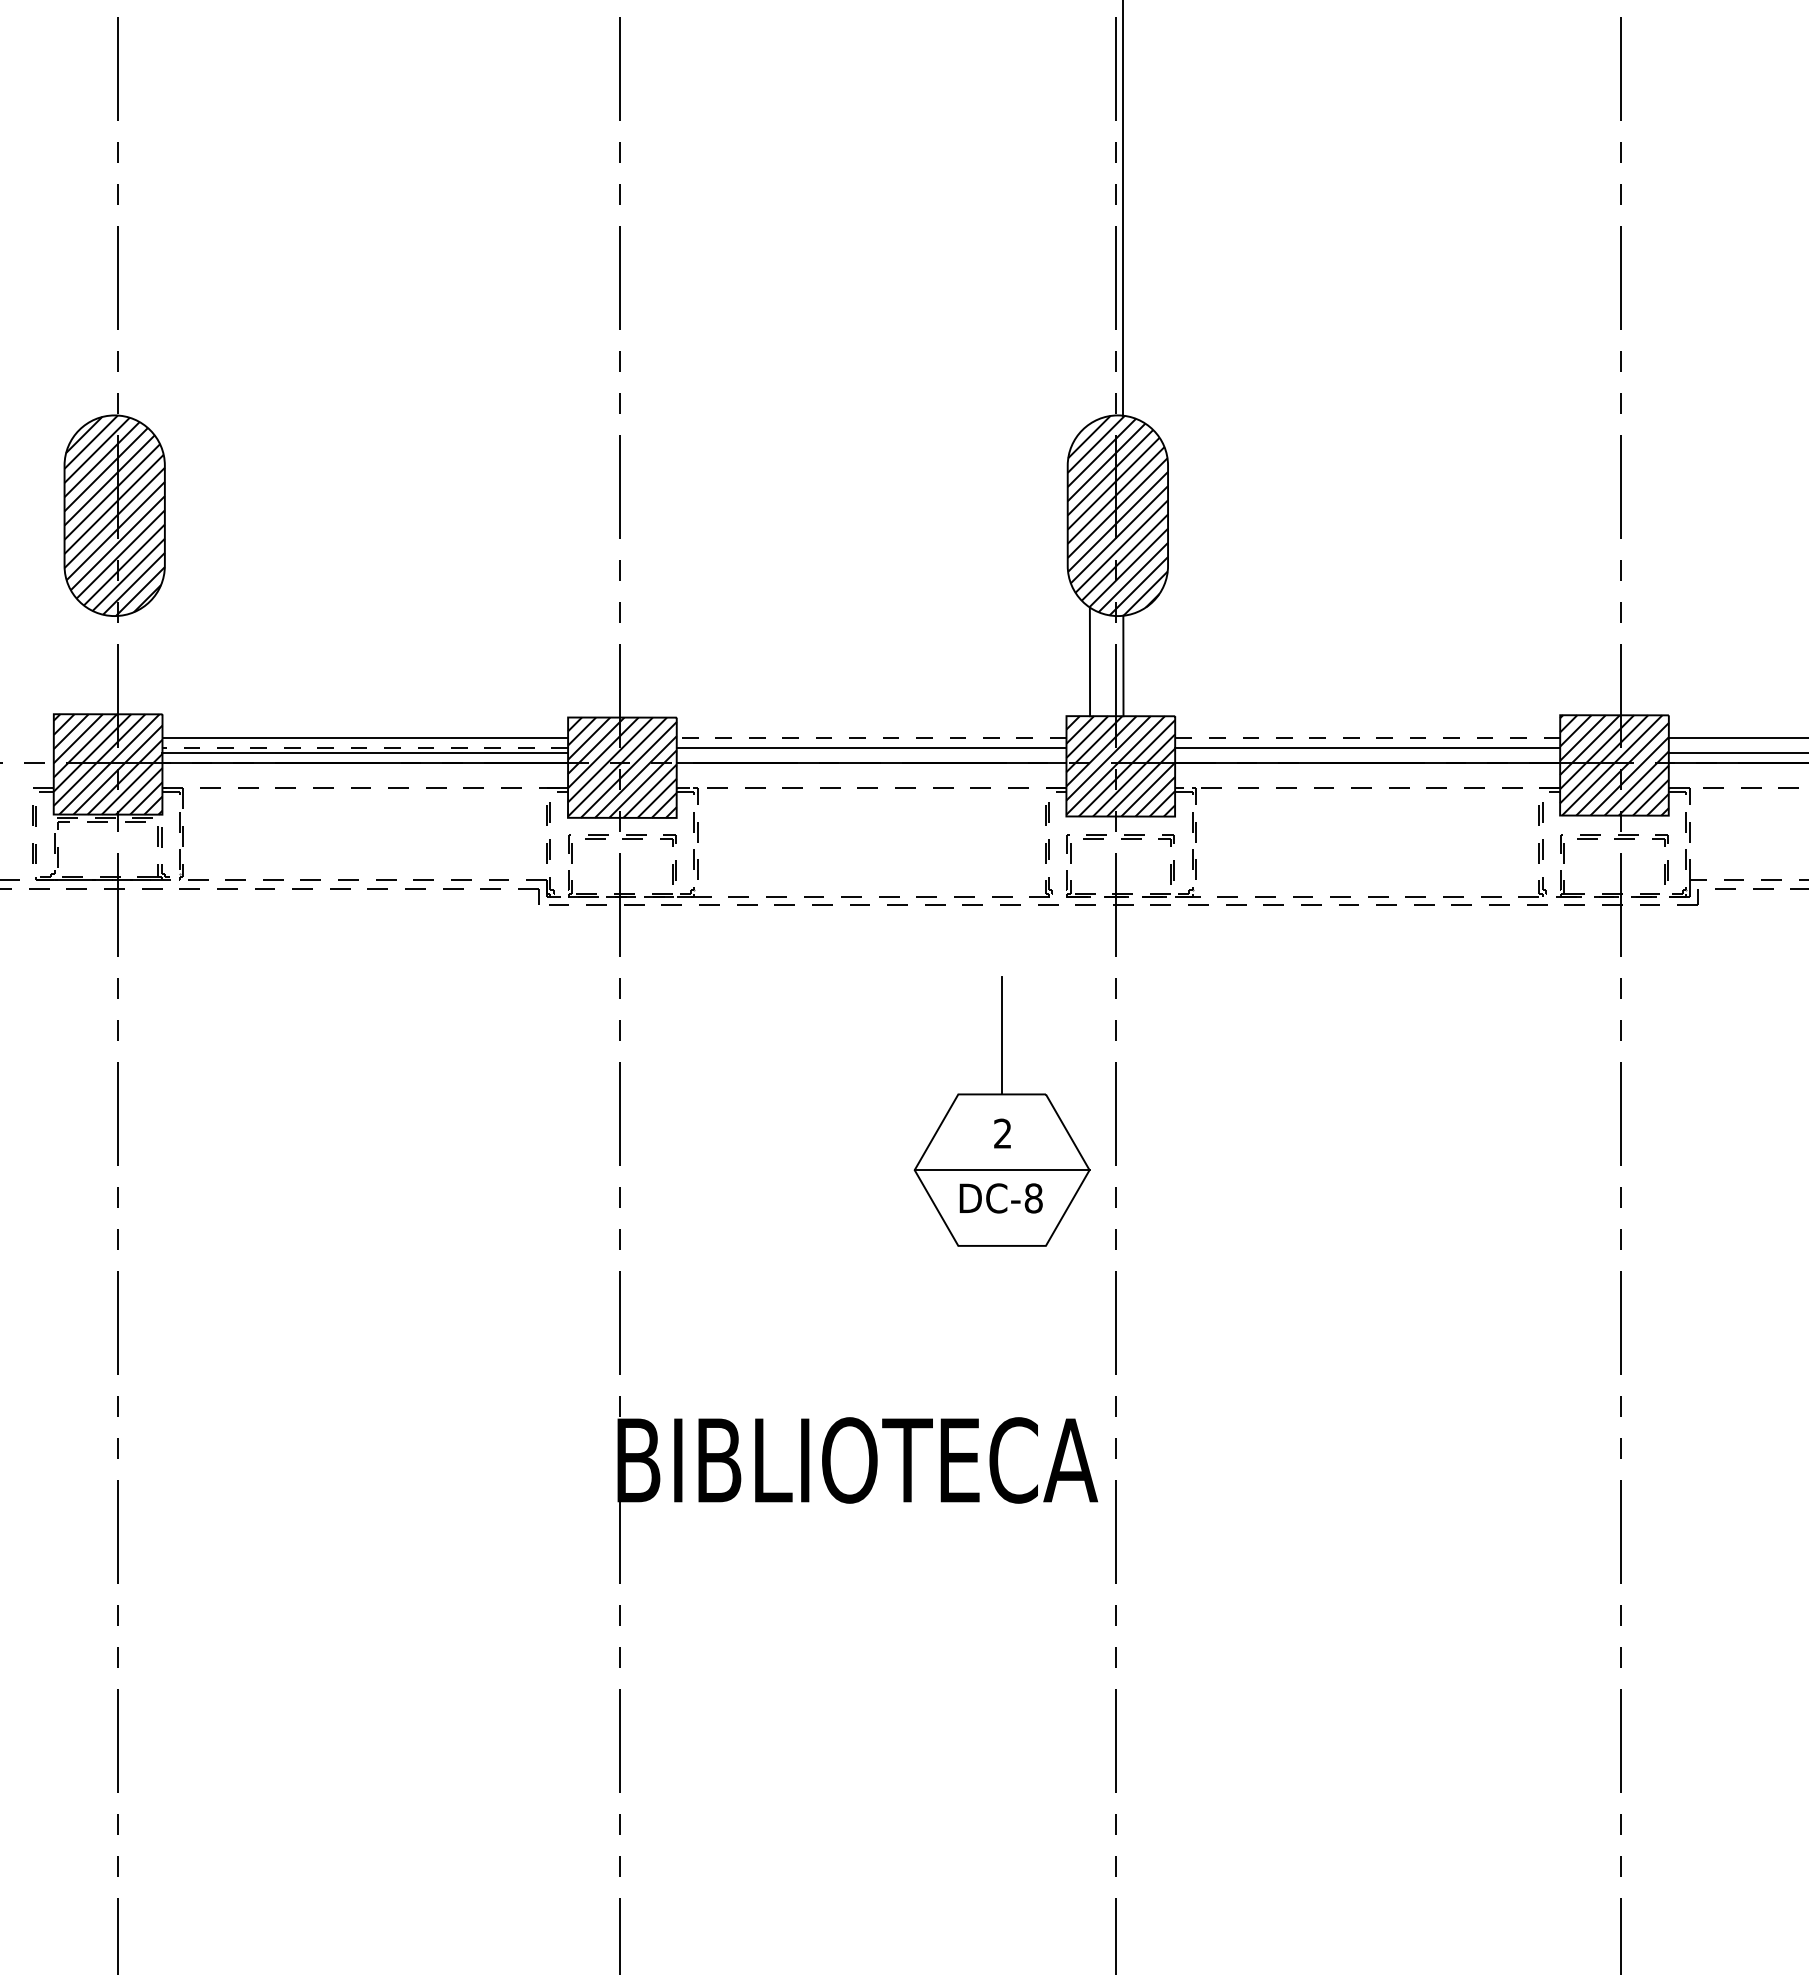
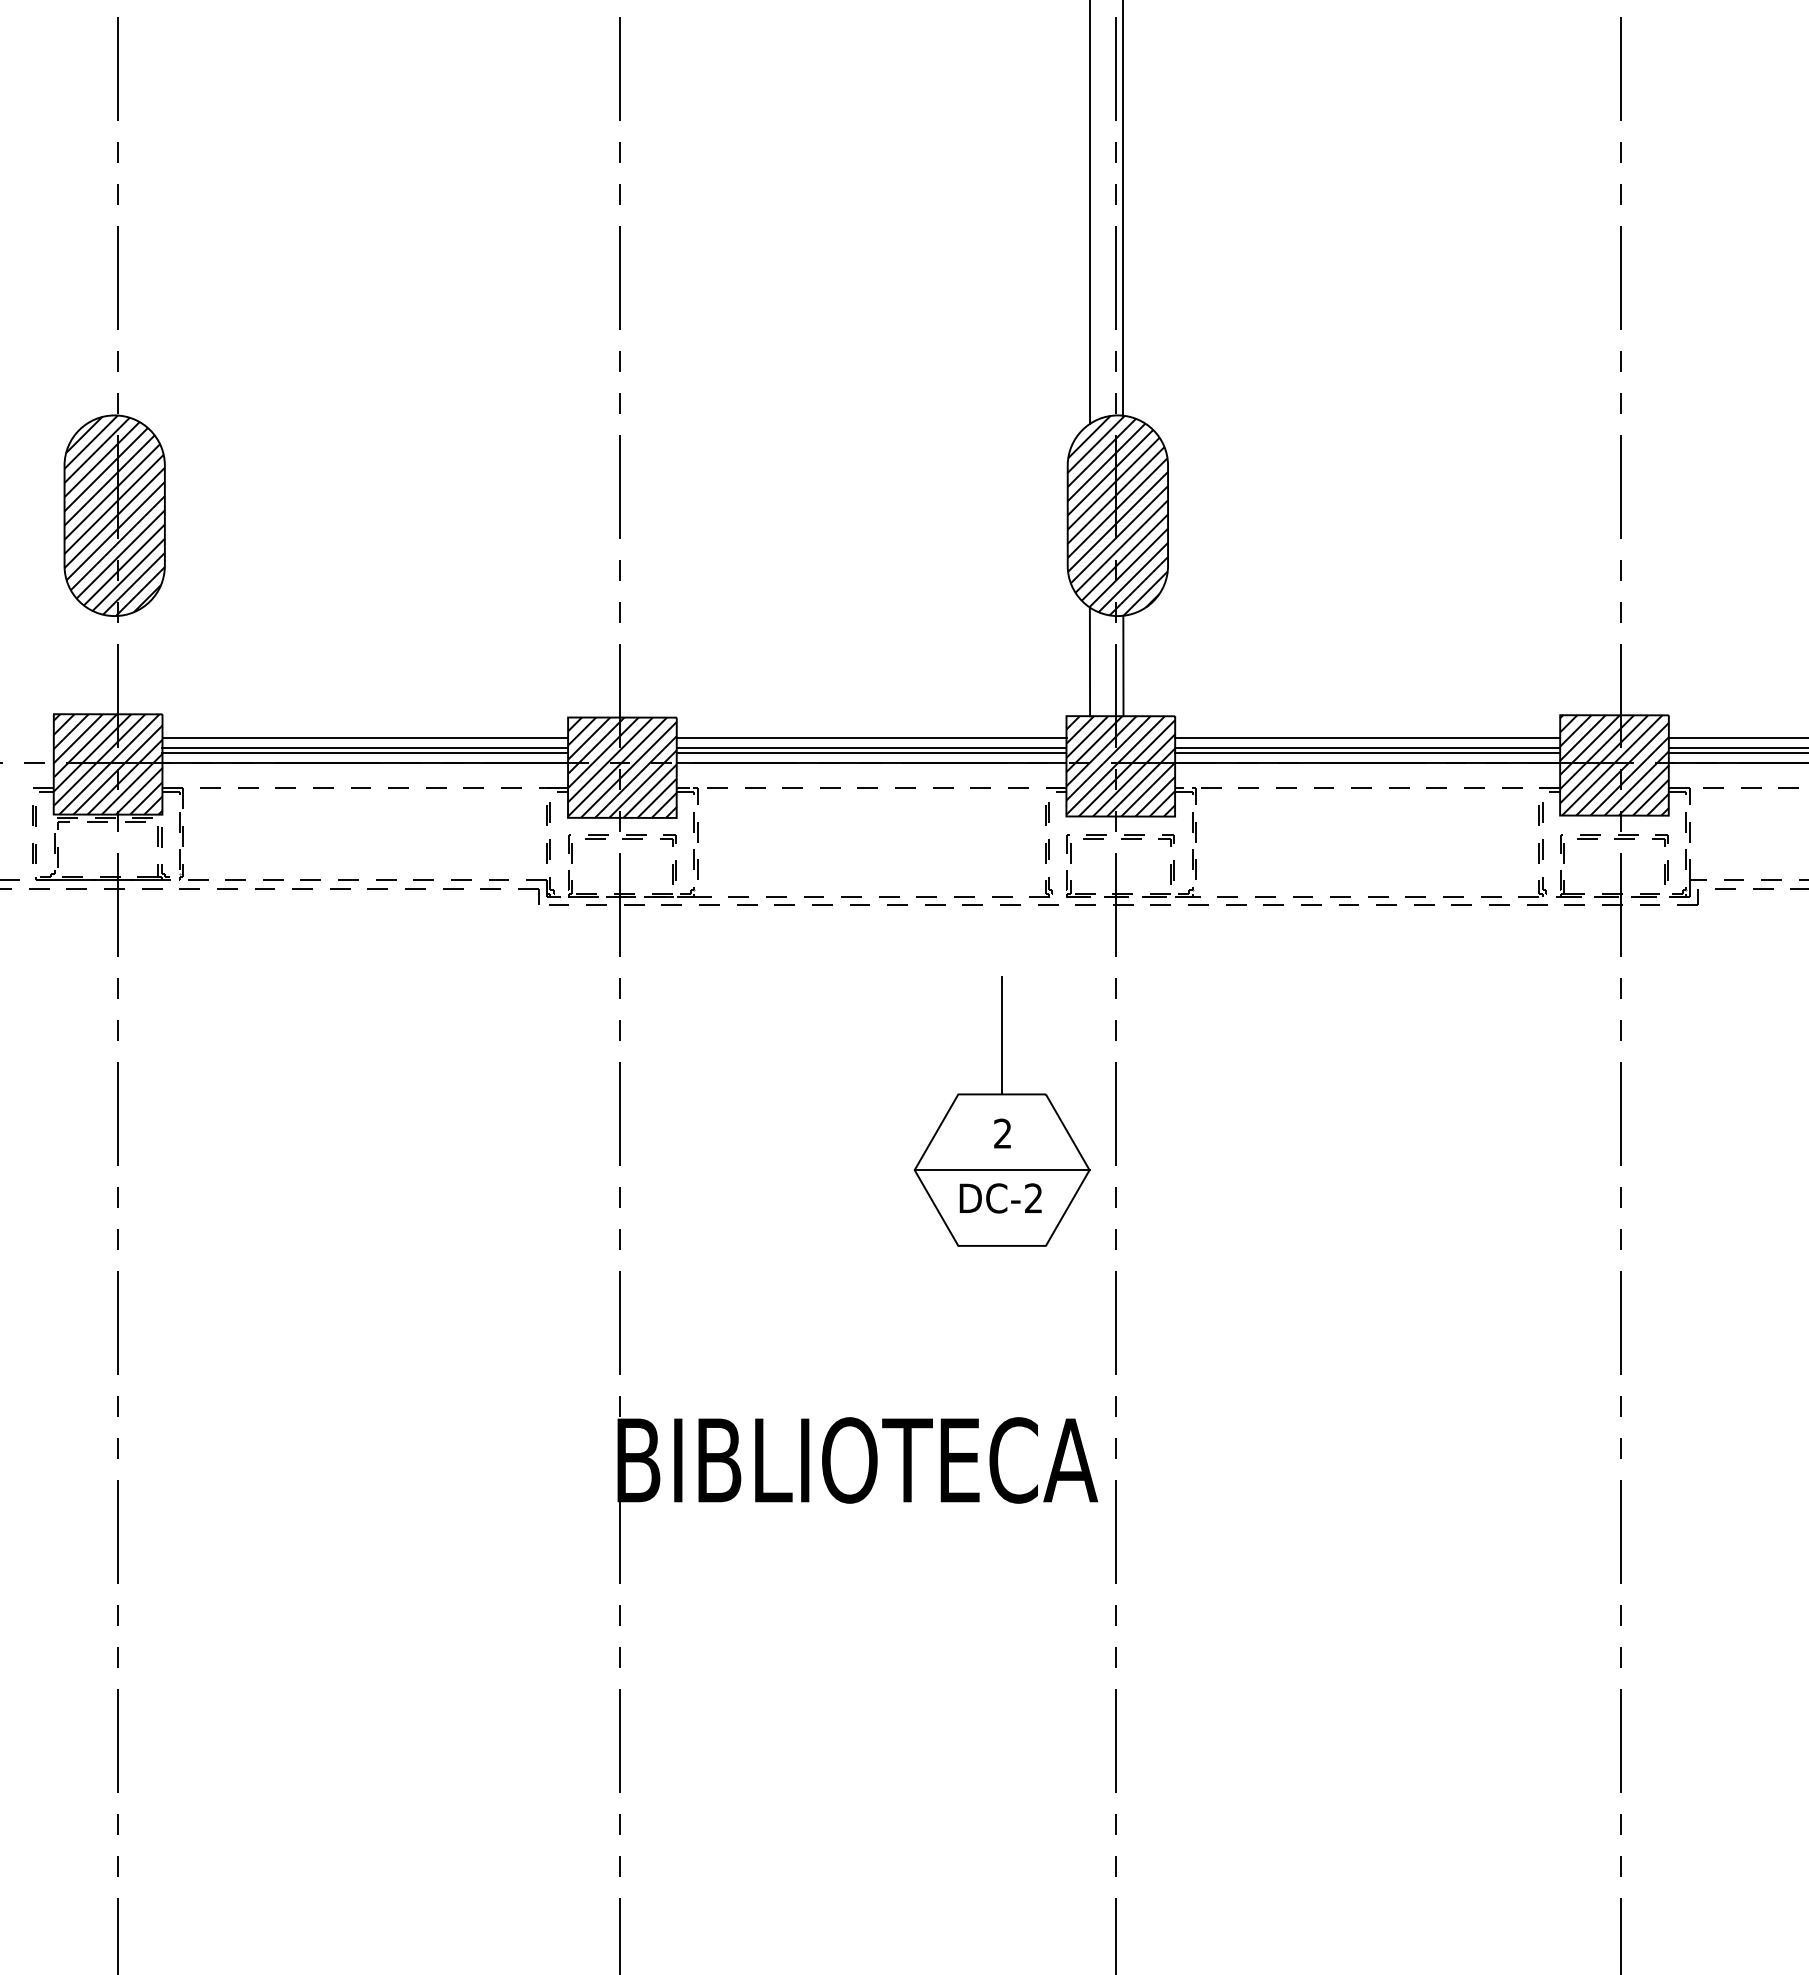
line: none -> present (1089, 213)
line: dashed -> solid (871, 738)
line: dashed -> solid (1367, 738)
line: dashed -> solid (365, 748)
line: none -> present (1736, 748)
line: none -> present (871, 753)
line: none -> present (1367, 753)
text: DC-8 -> DC-2 (1033, 1198)
